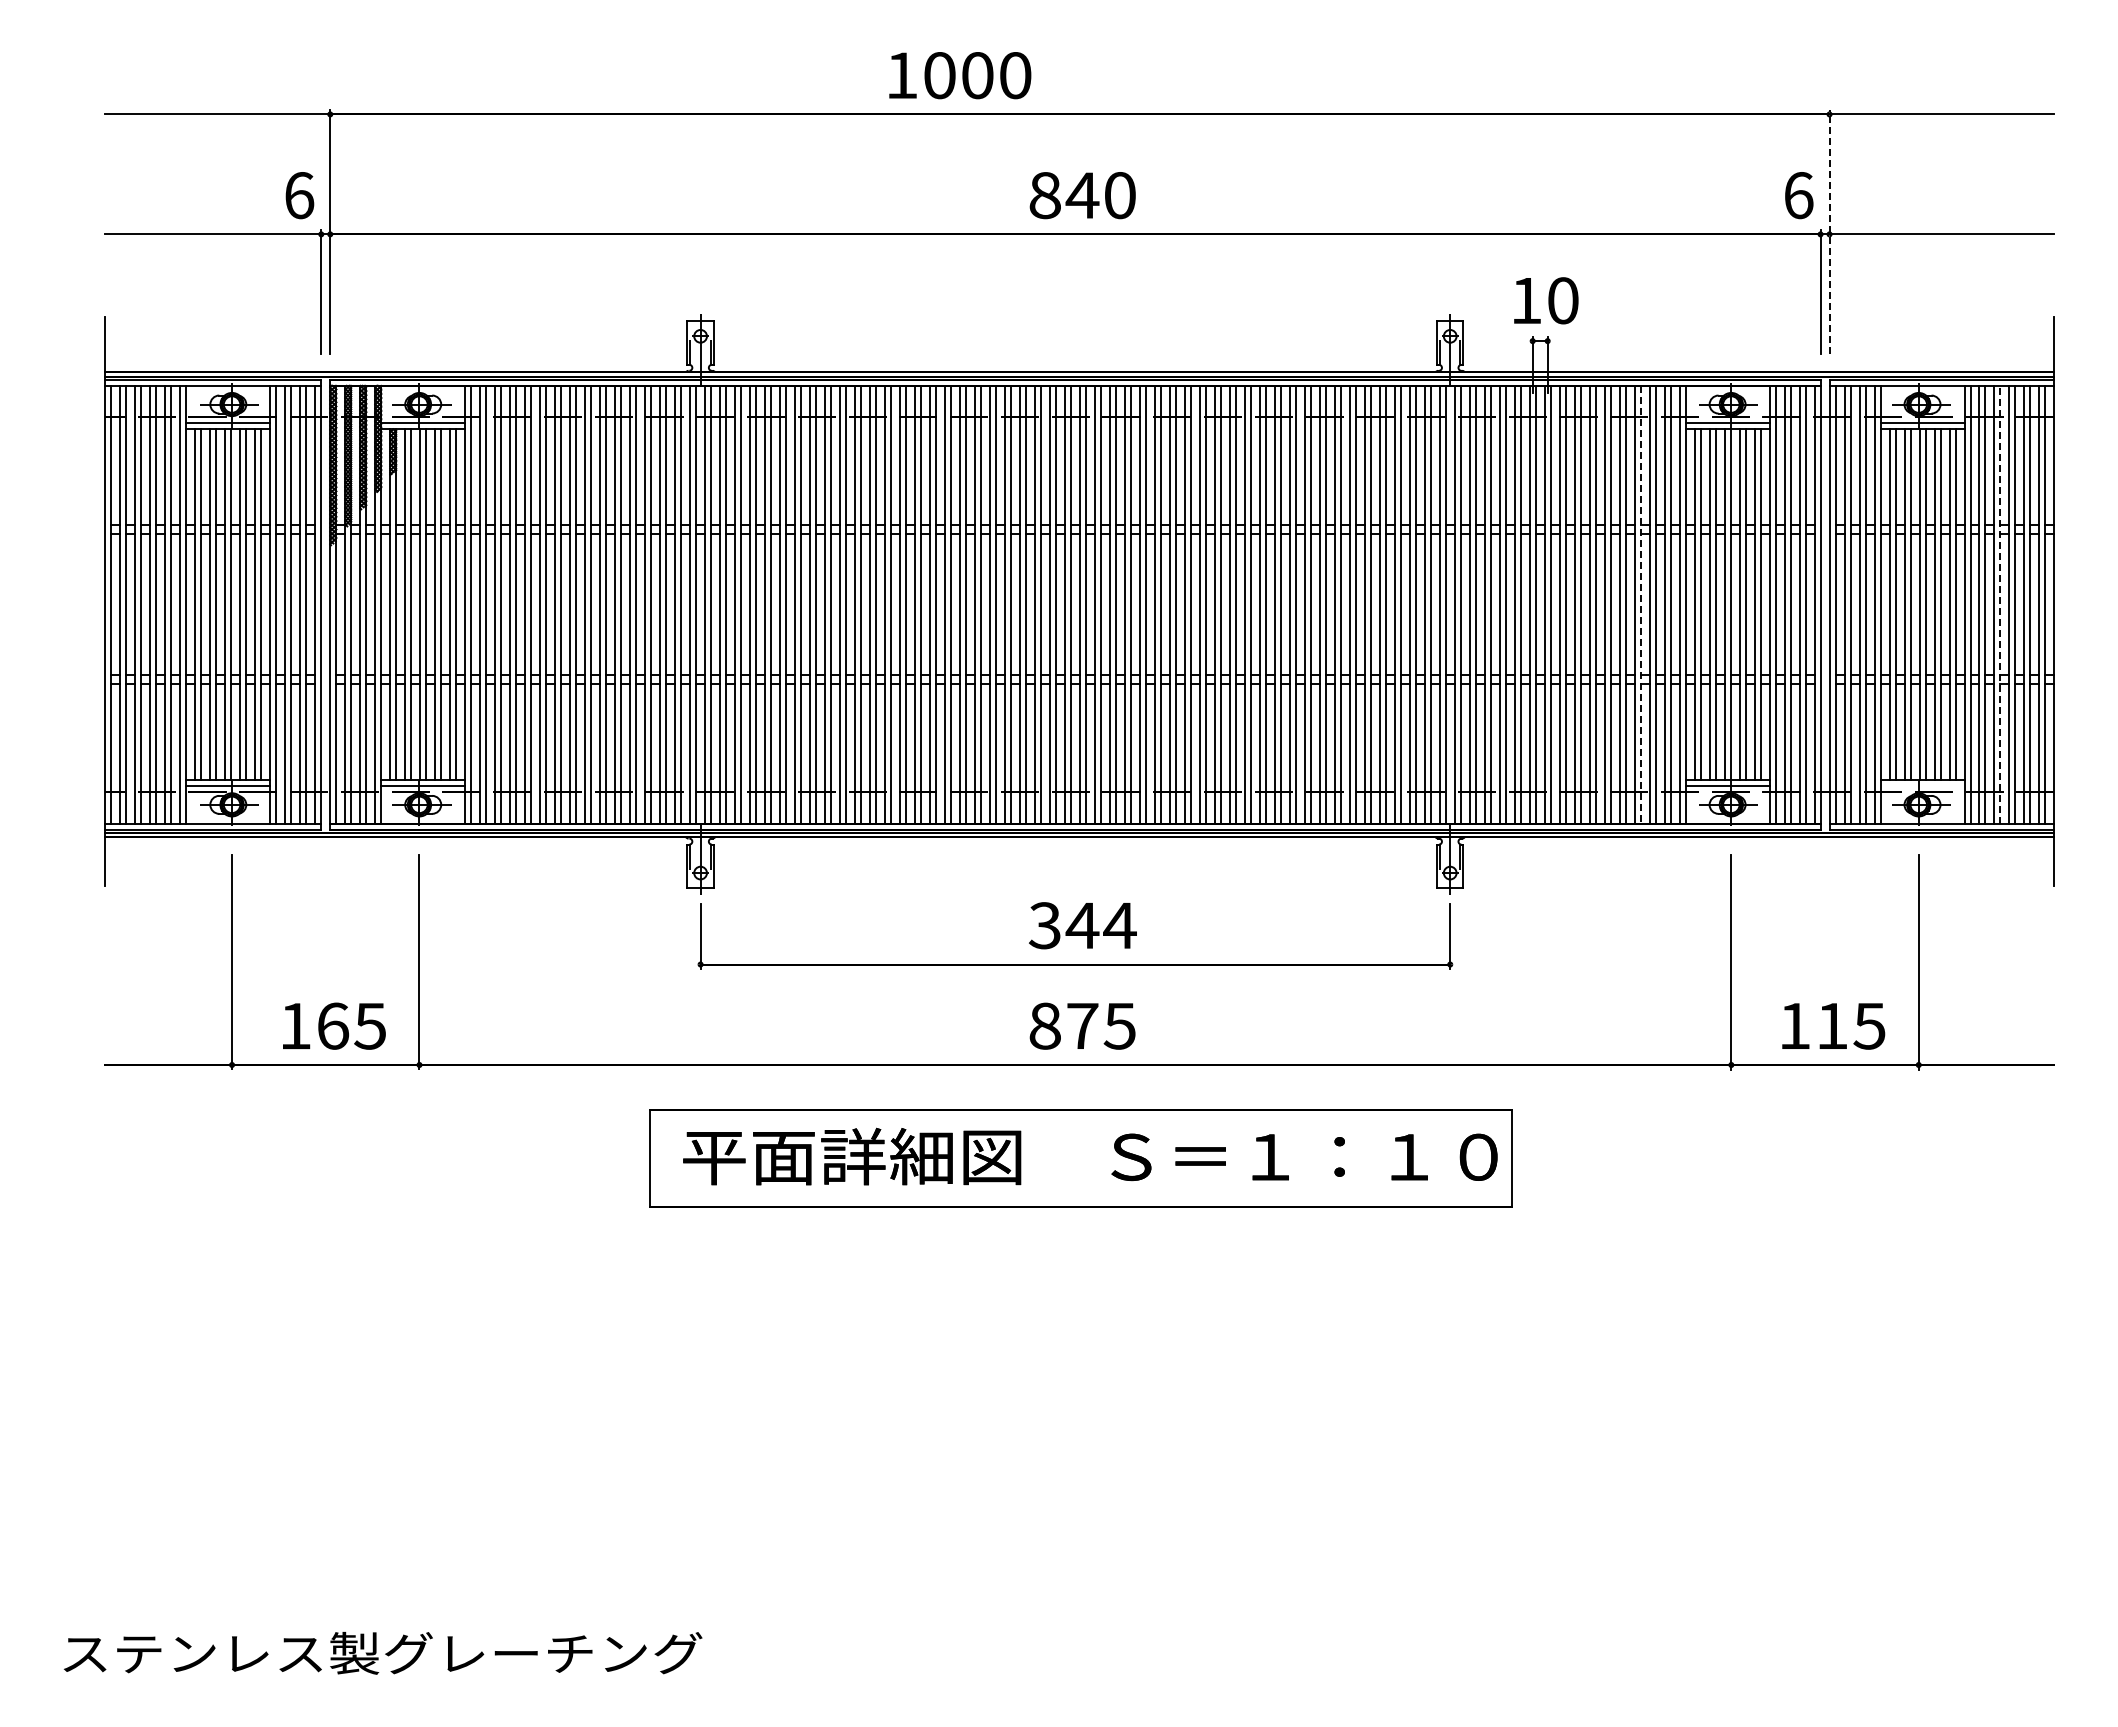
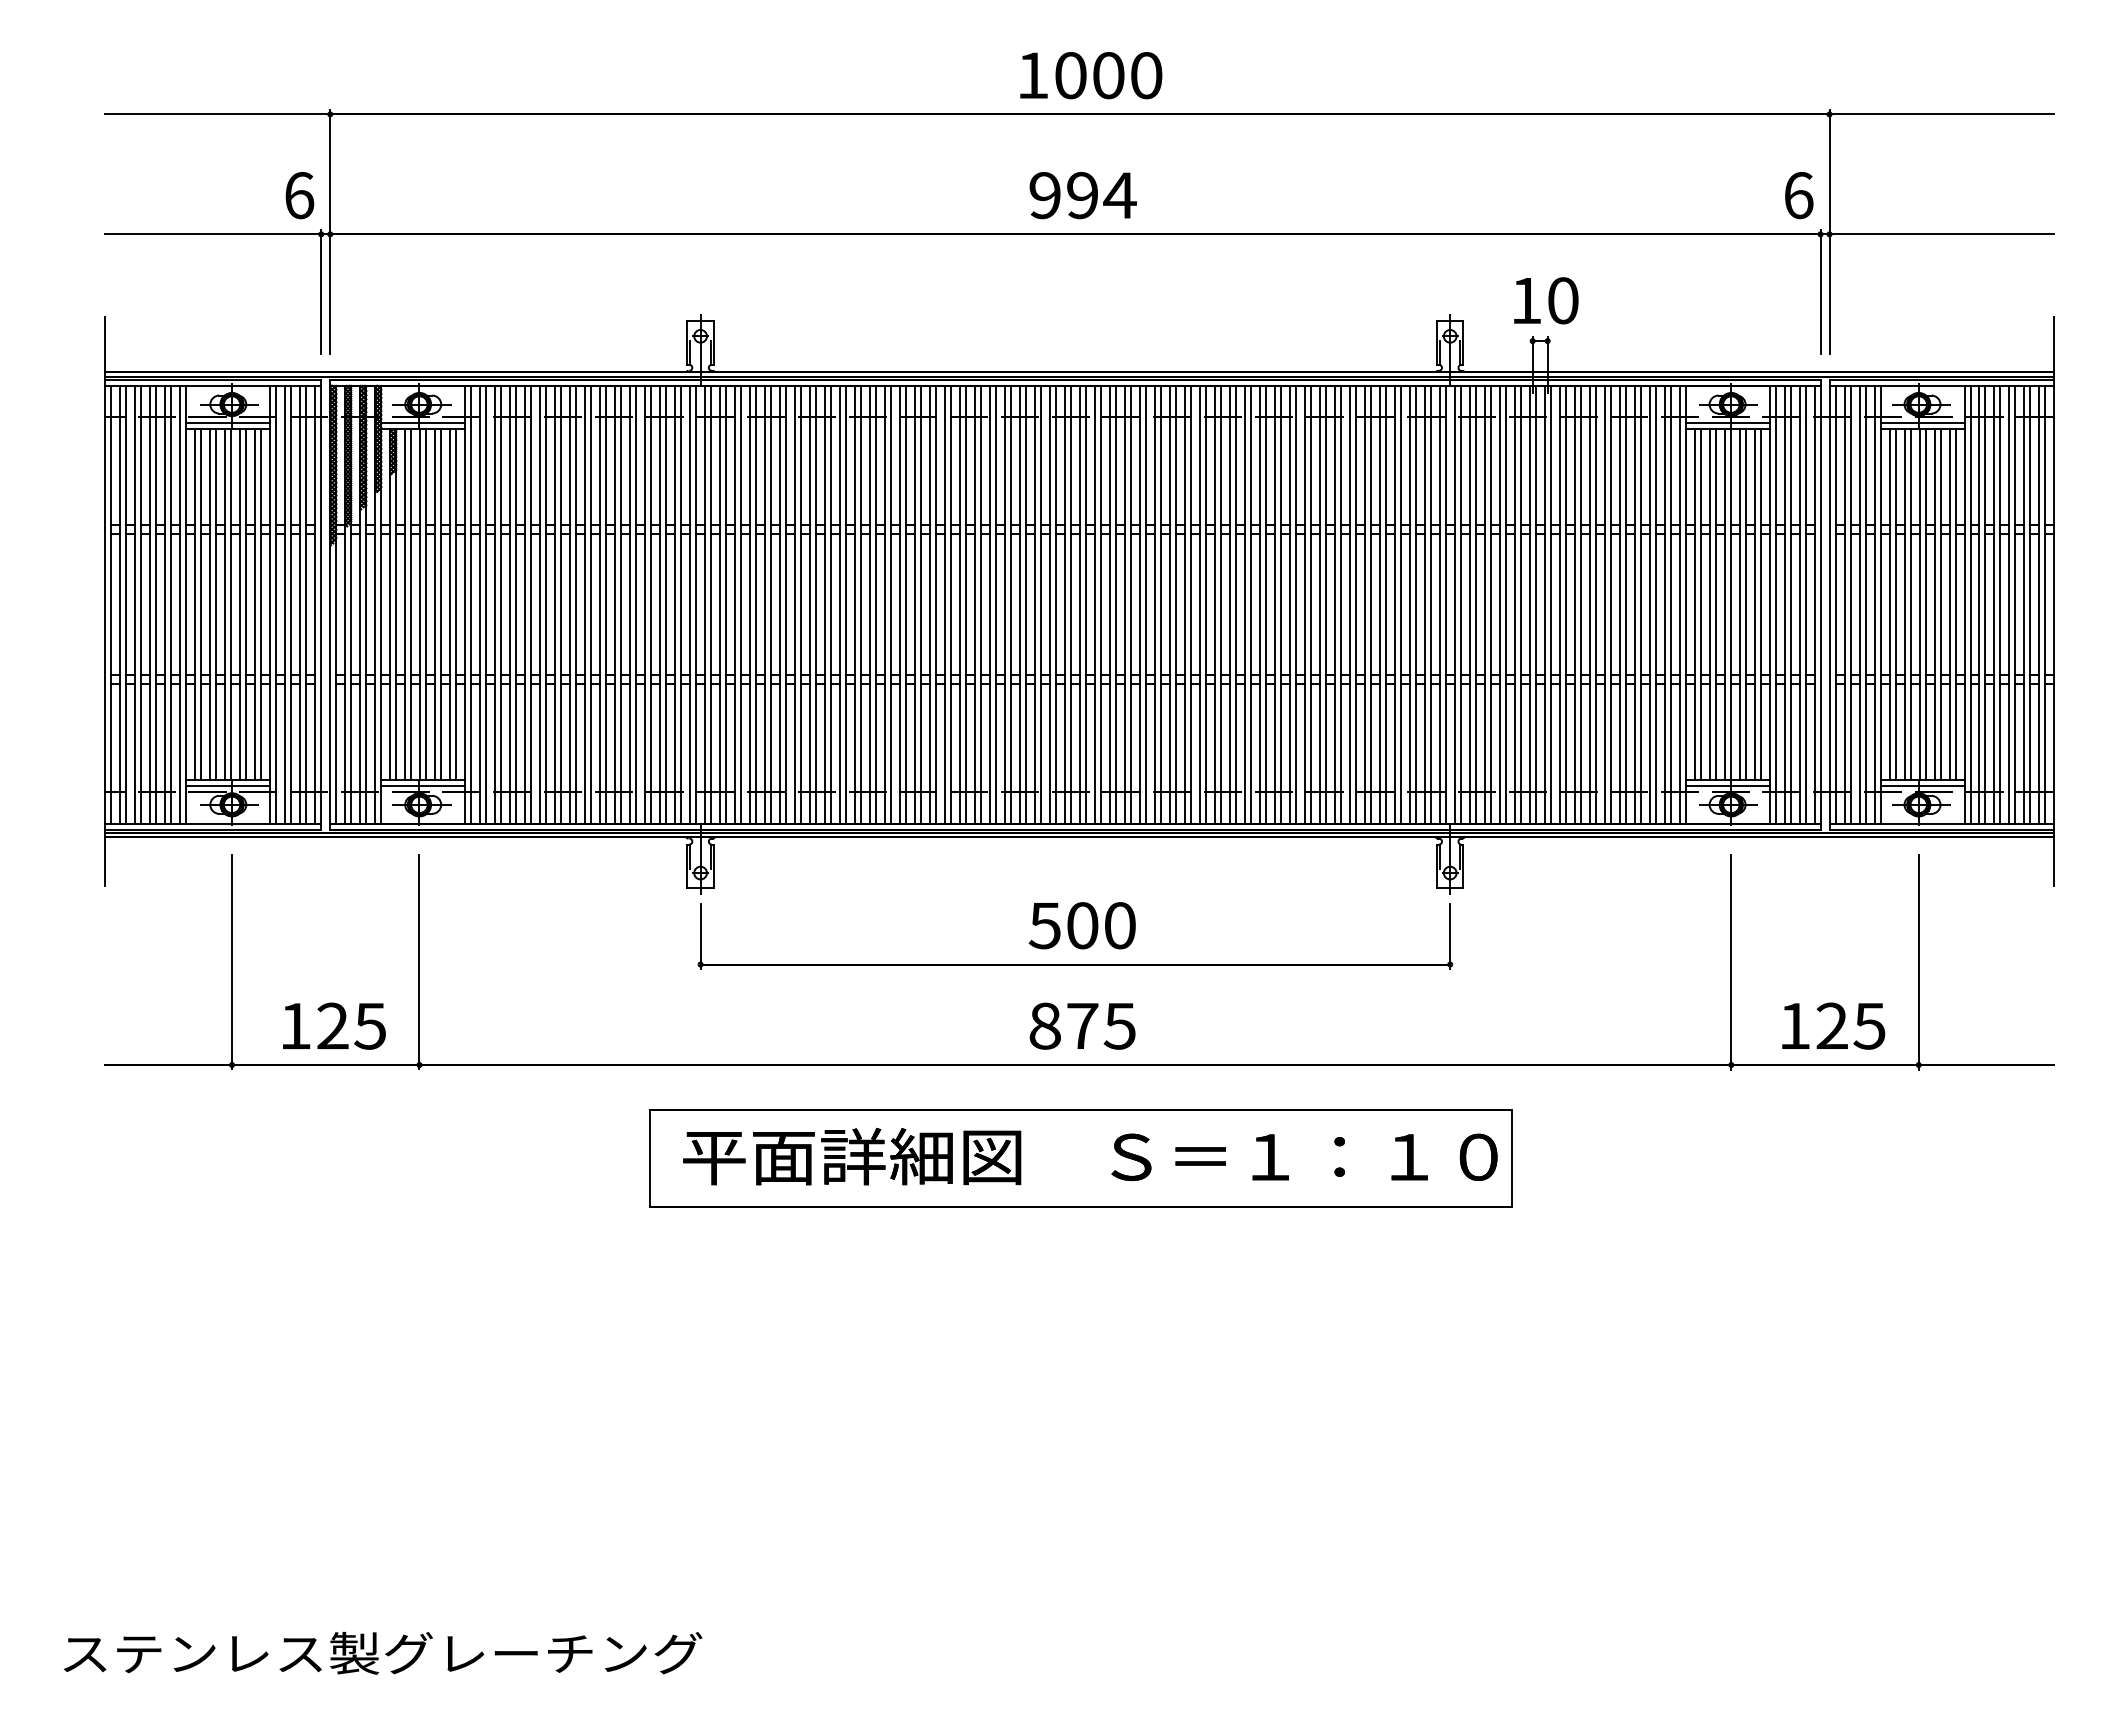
text position: (960, 75) -> (1091, 75) (1091, 75)
text: 840 -> 994 (1082, 195)
line: dashed -> solid (1829, 231)
line: dashed -> solid (1640, 604)
line: dashed -> solid (2000, 604)
line: none -> present (1922, 786)
text: 344 -> 500 (1082, 925)
text: 165 -> 125 (333, 1025)
text: 115 -> 125 (1831, 1025)
